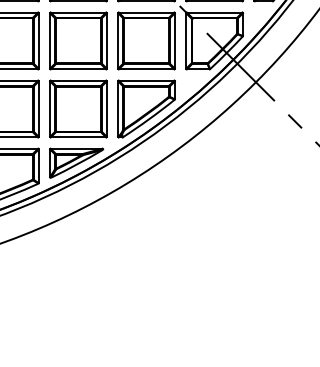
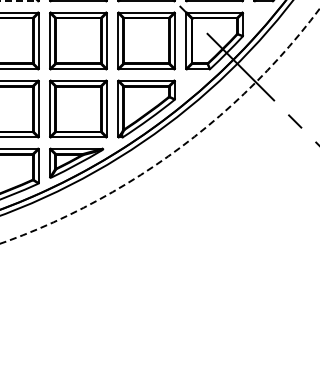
line: solid -> dashed (19, 1)
circle: solid -> dashed (159, 125)
